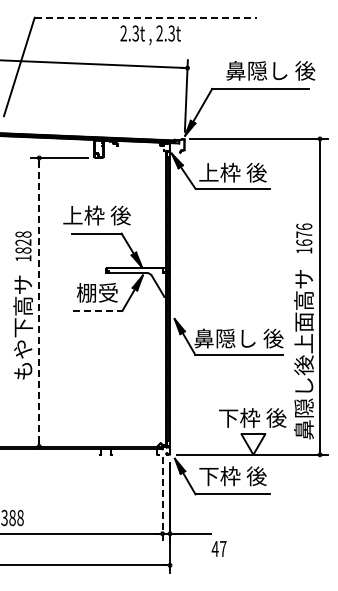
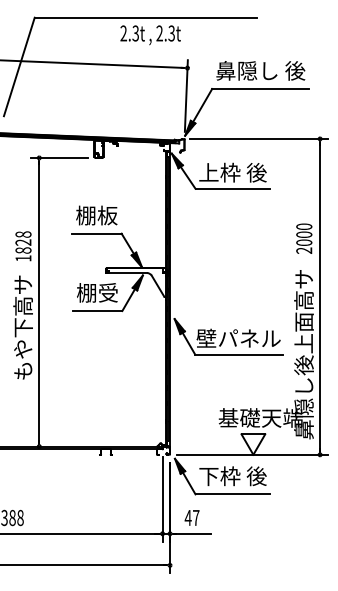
line: dashed -> solid (145, 17)
text position: (270, 70) -> (260, 70) (260, 70)
text: 上枠 後 -> 棚板 (96, 215)
text: 1676 -> 2000 (304, 238)
line: dashed -> solid (39, 301)
line: dashed -> solid (97, 311)
text: 鼻隠し 後 -> 壁パネル (238, 338)
text: 下枠 後 -> 基礎天端 (260, 417)
line: dashed -> solid (162, 499)
text position: (218, 548) -> (191, 517) (191, 517)
